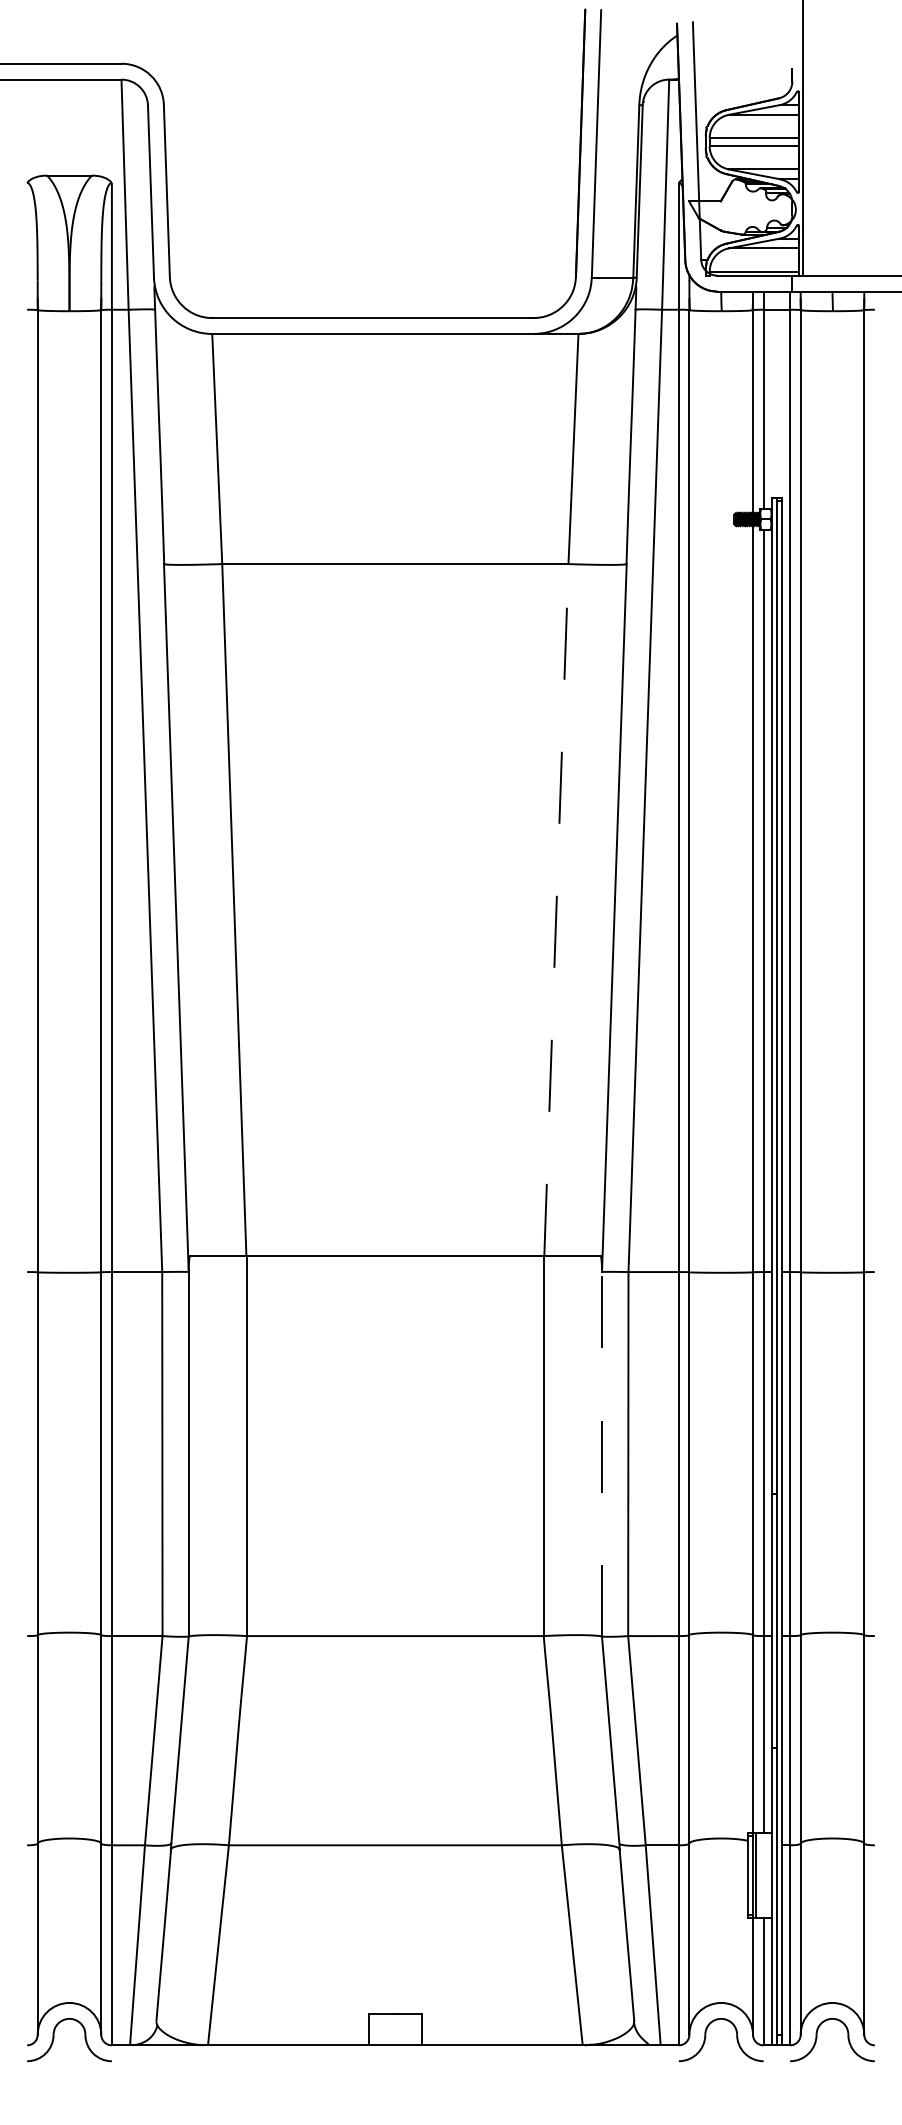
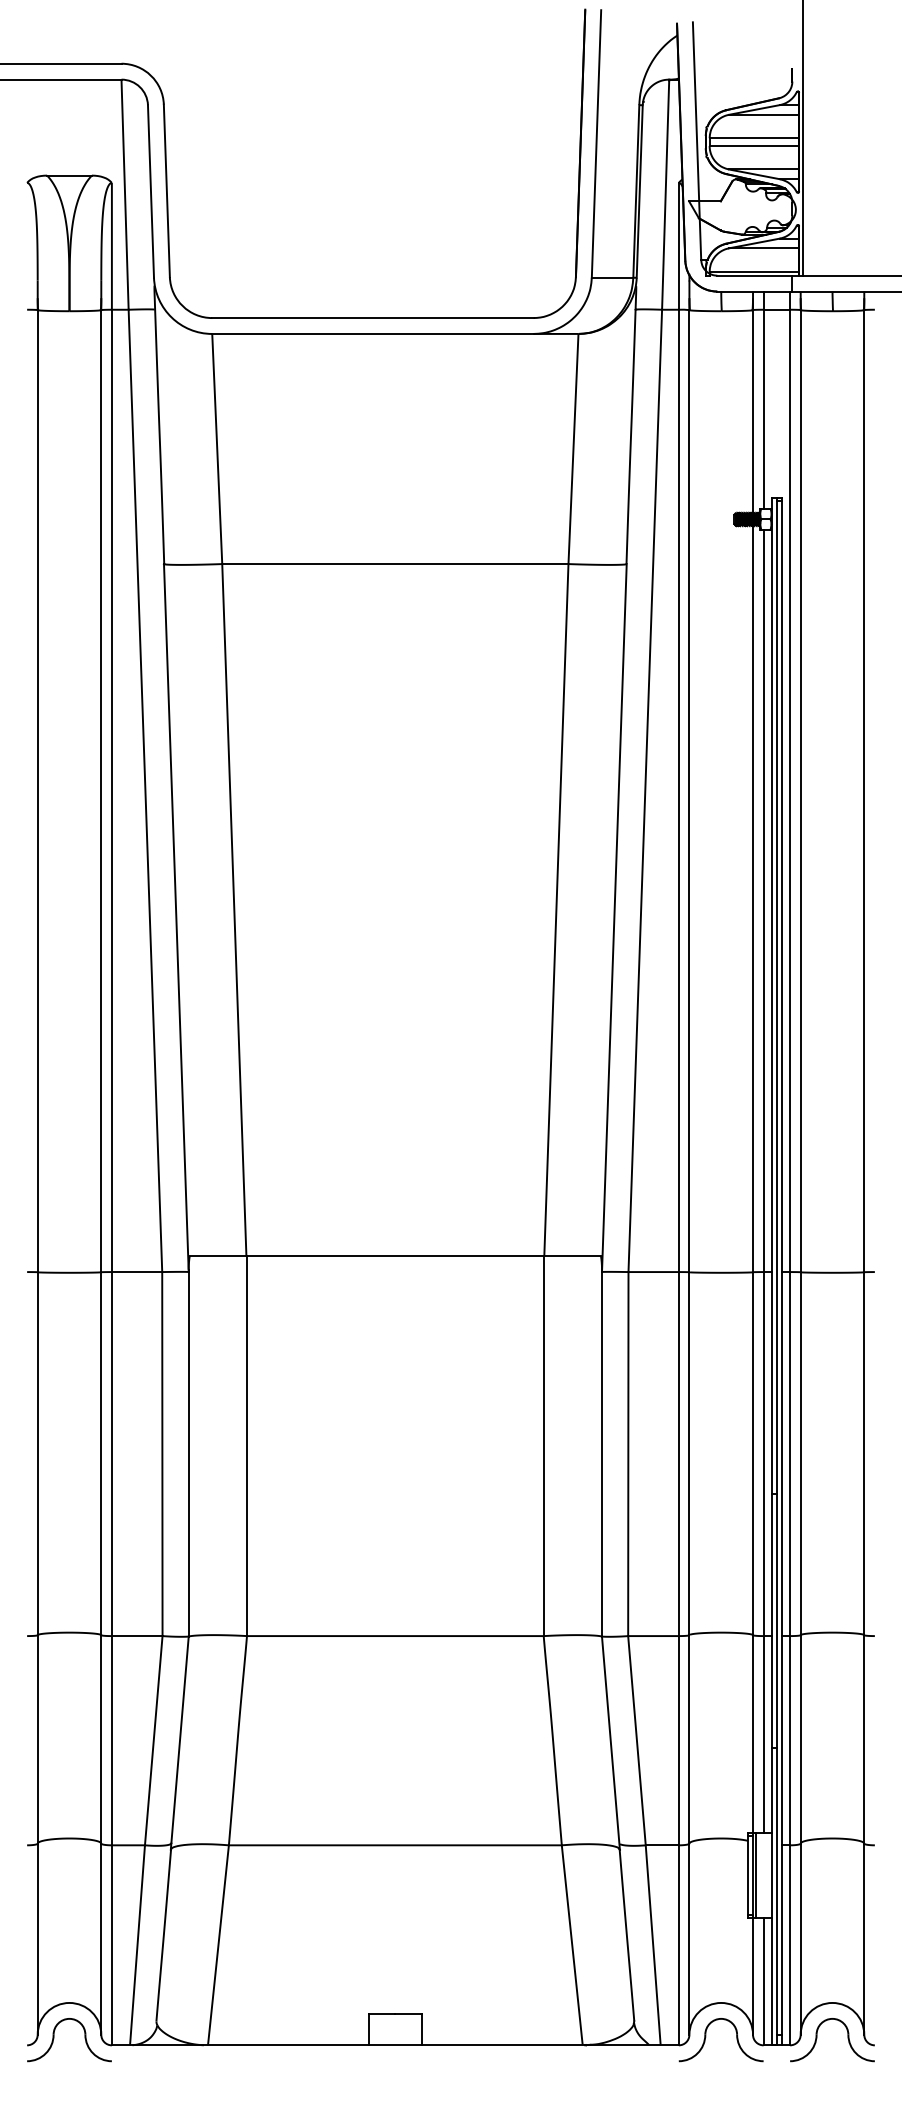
line: dashed -> solid (556, 909)
line: dashed -> solid (602, 1452)
